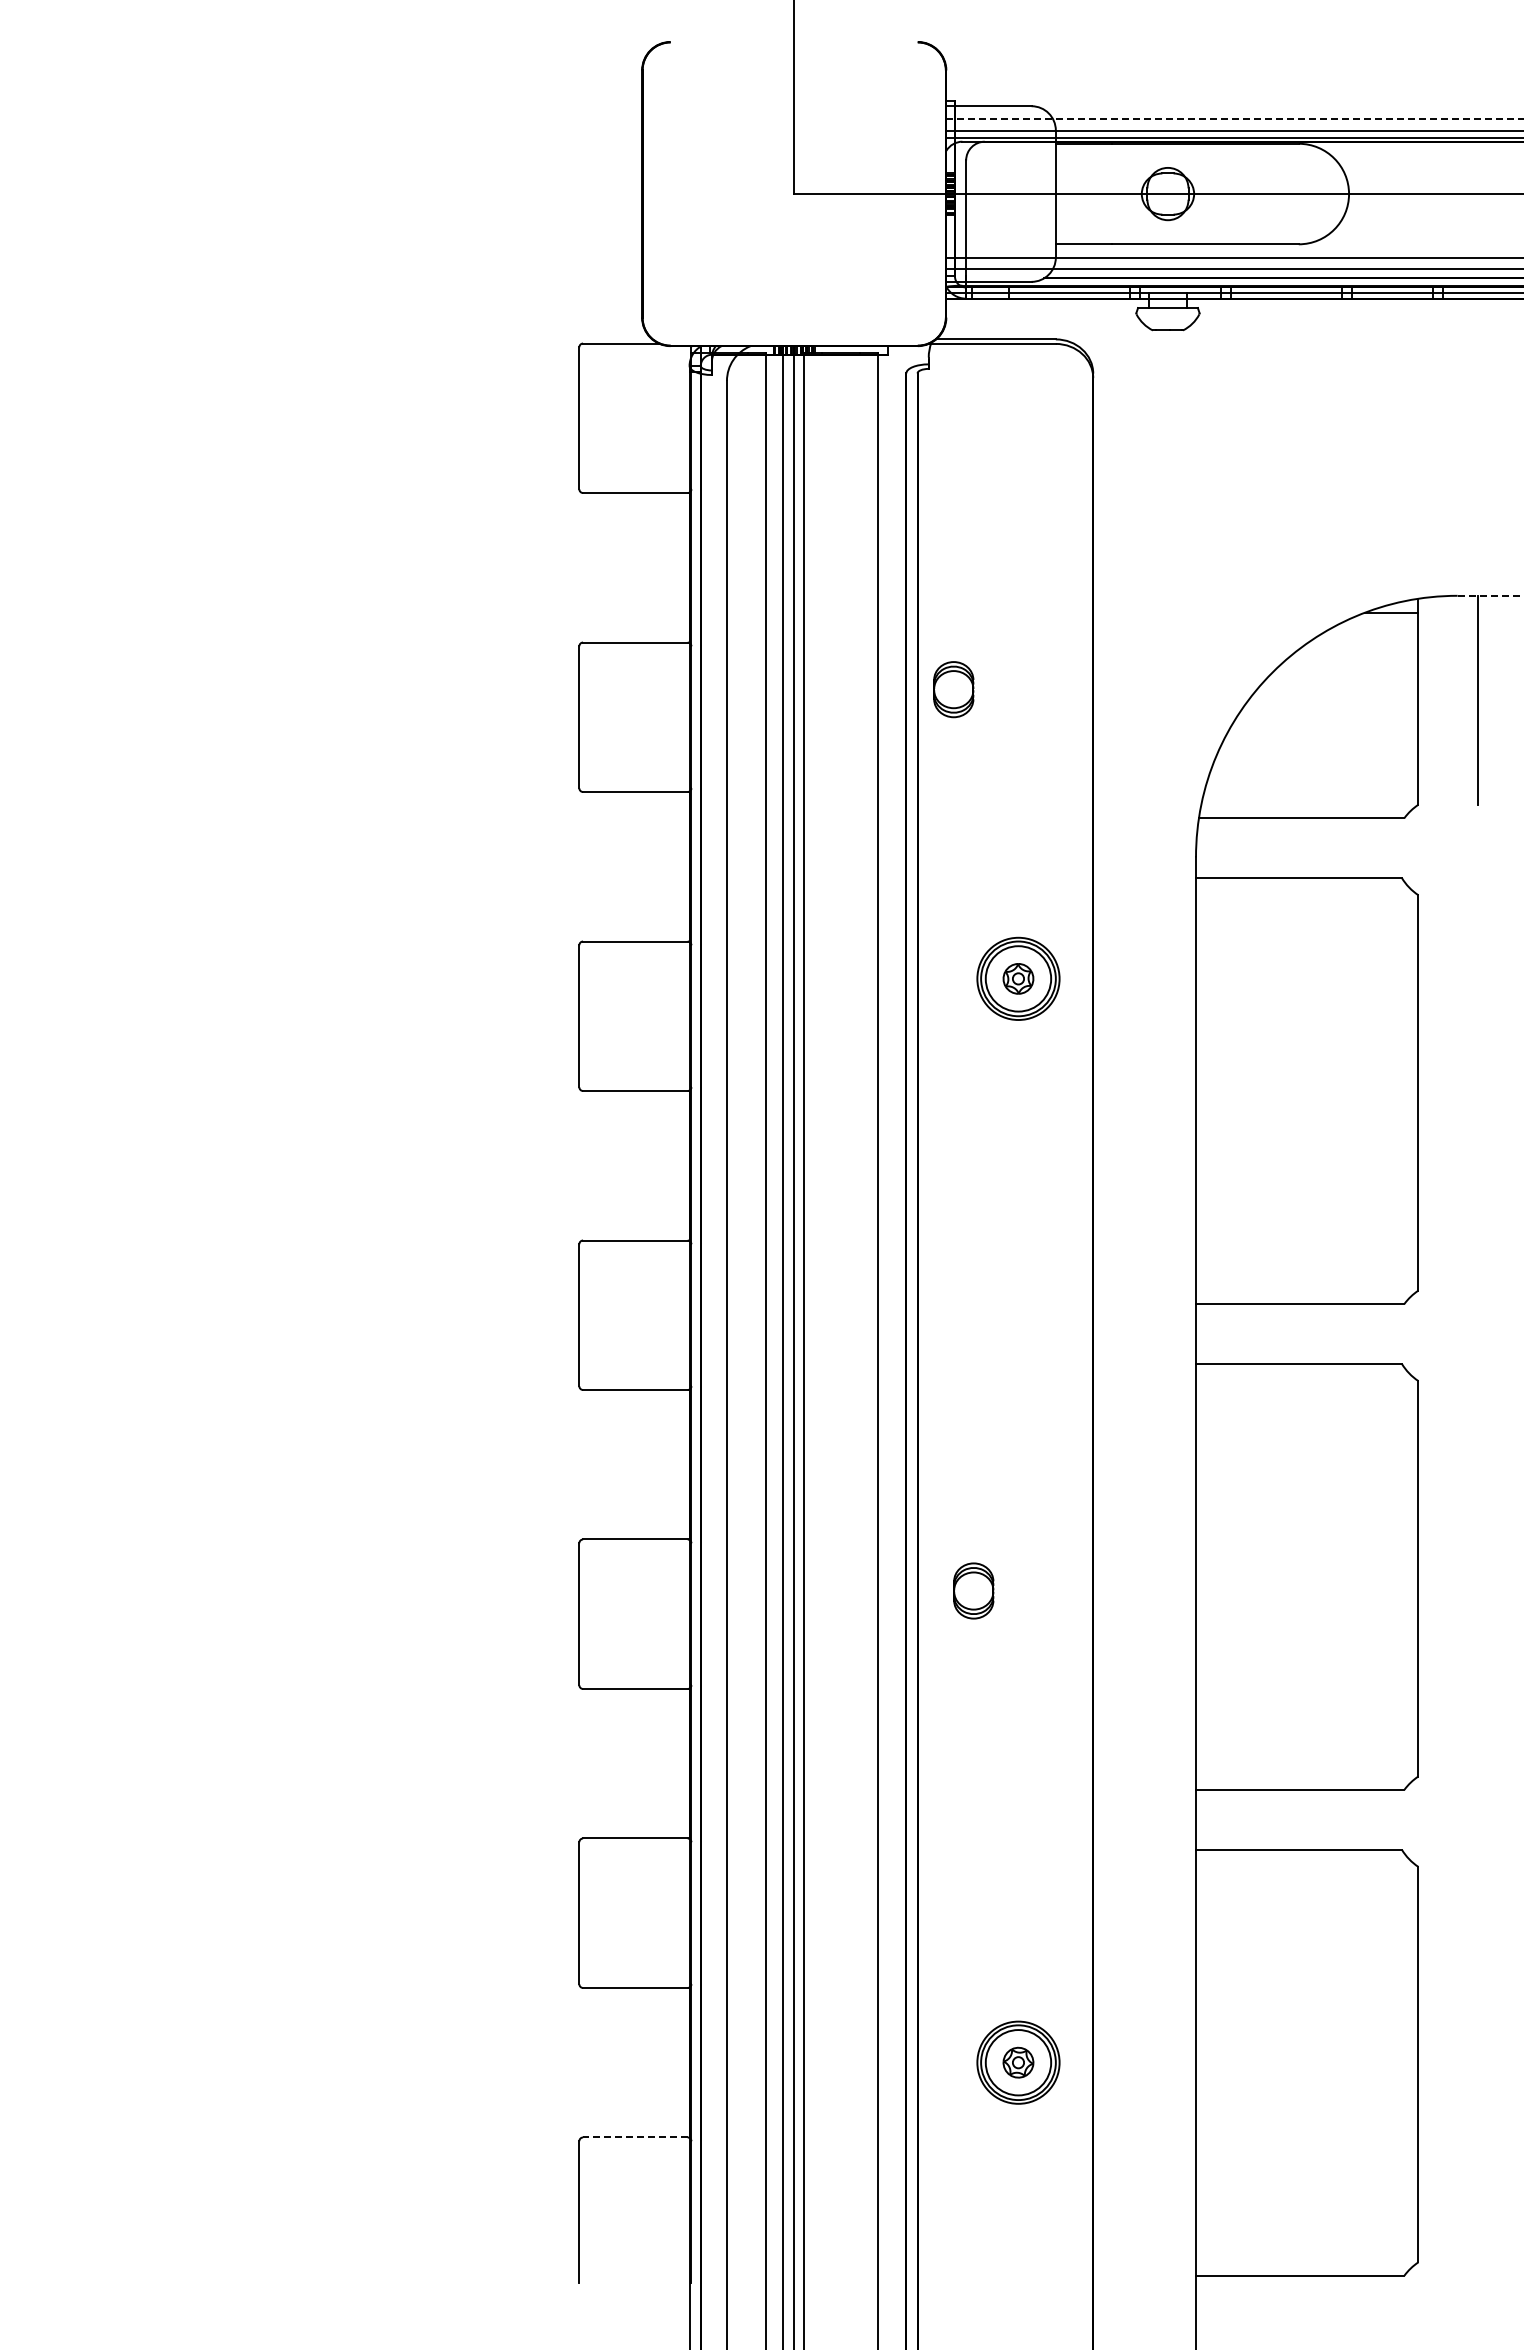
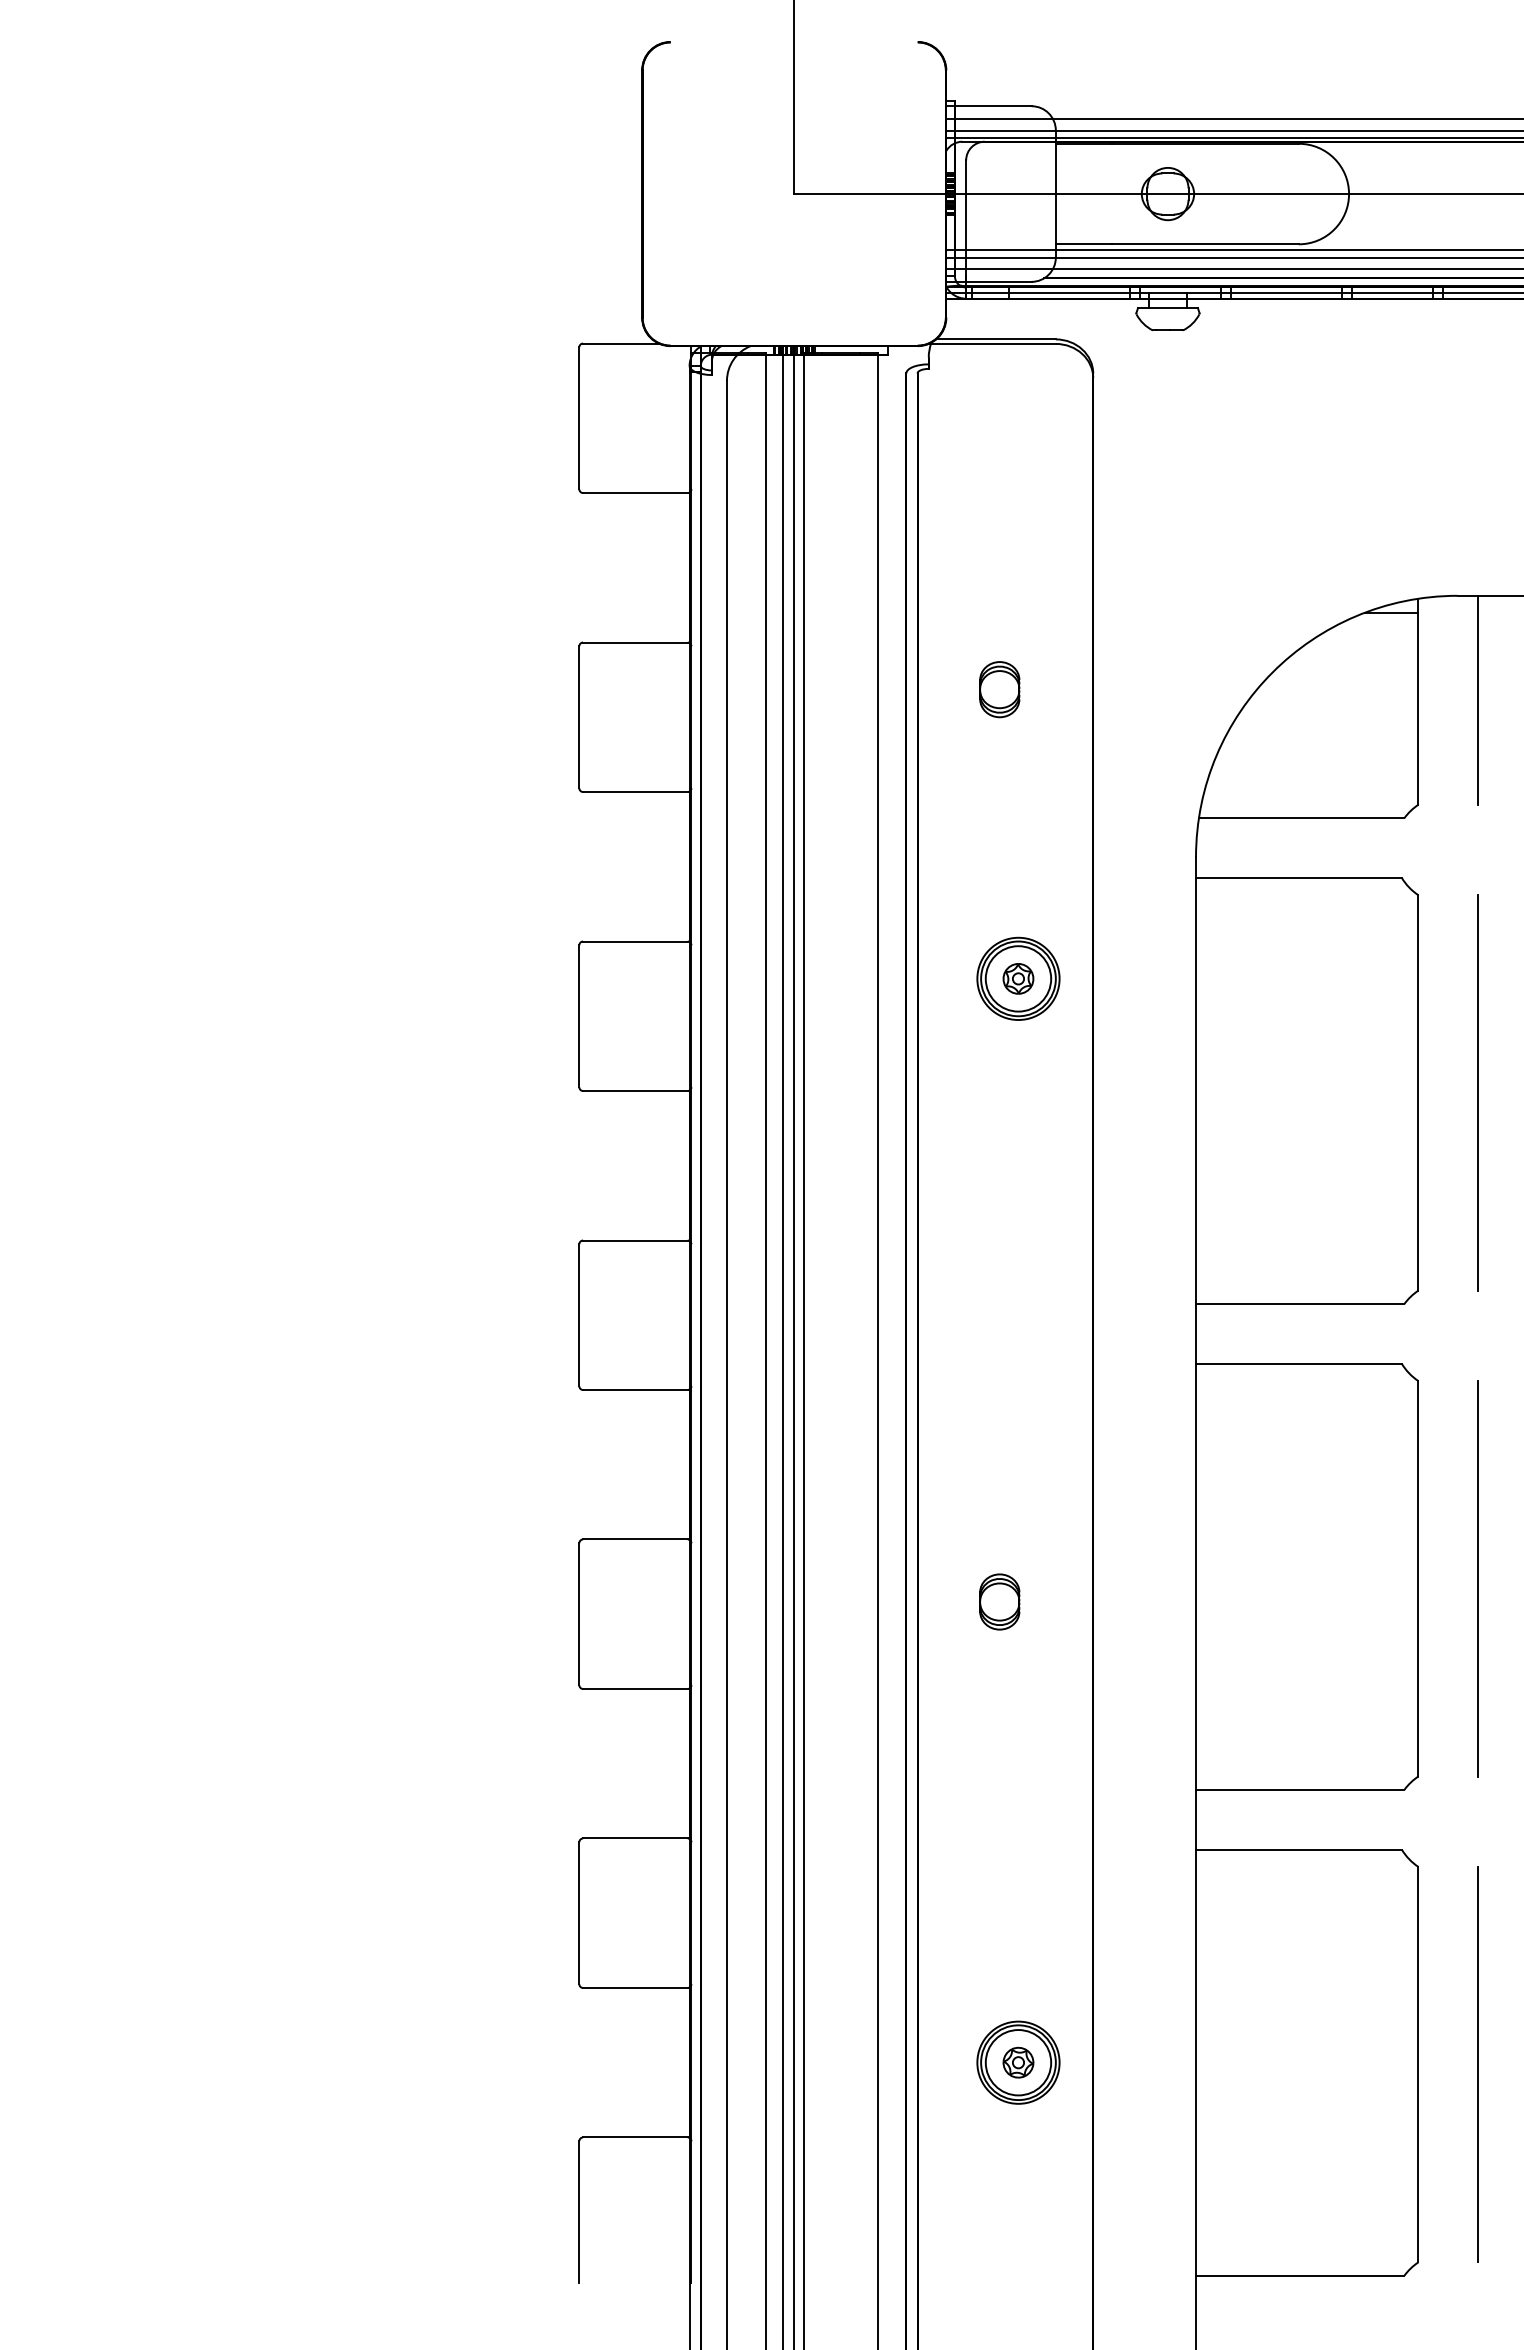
line: dashed -> solid (1235, 119)
line: none -> present (1233, 250)
line: dashed -> solid (1490, 595)
part position: (953, 689) -> (999, 689) (999, 689)
line: none -> present (1478, 1092)
line: none -> present (1478, 1578)
part position: (973, 1590) -> (999, 1601) (999, 1601)
line: none -> present (1477, 2064)
line: dashed -> solid (634, 2137)
